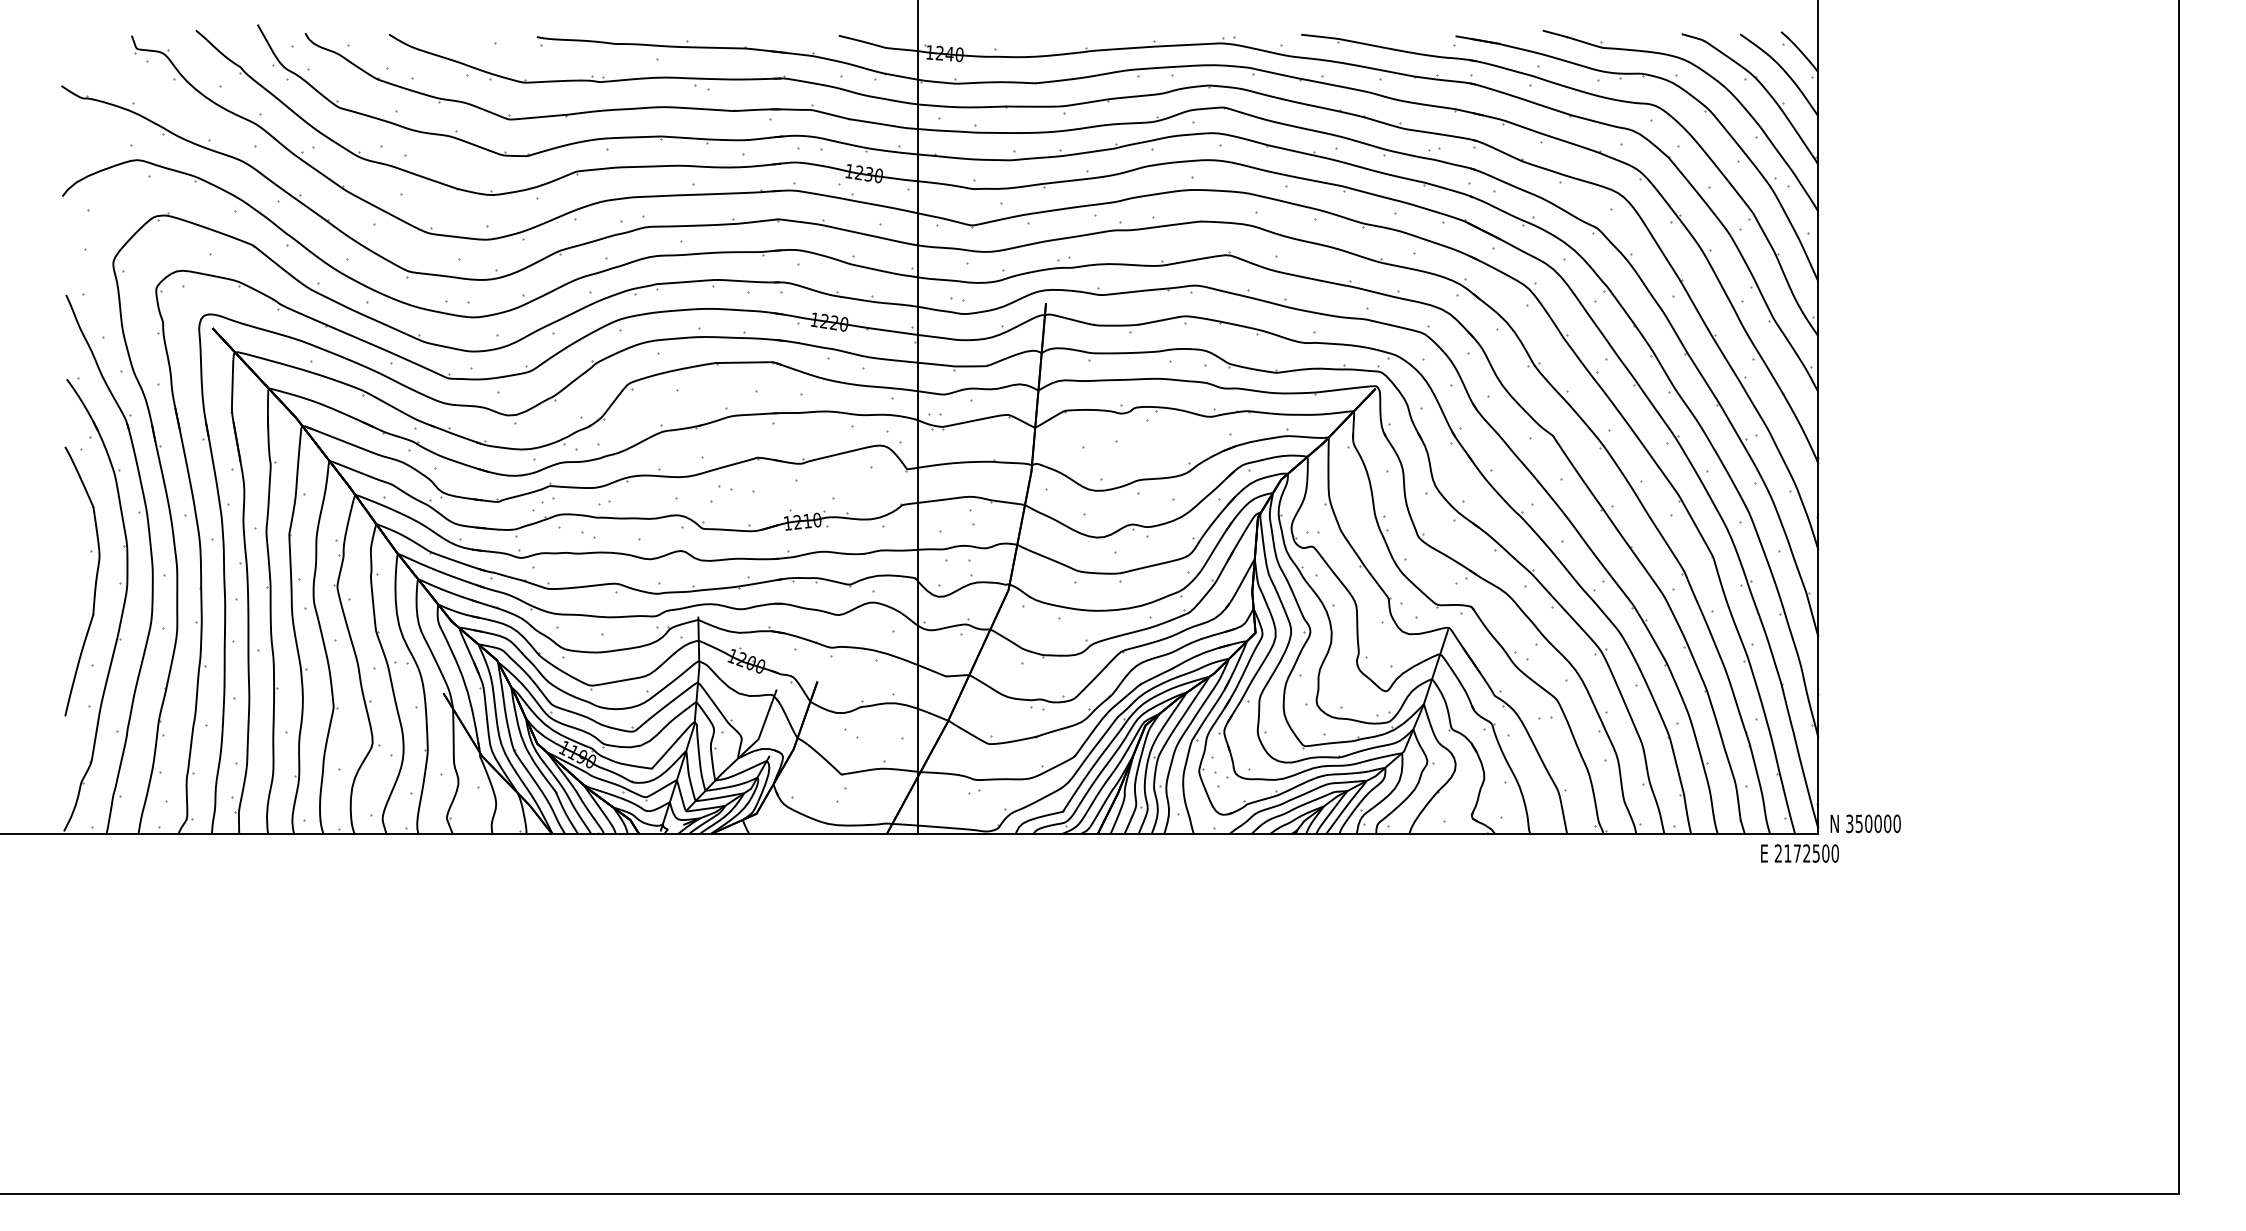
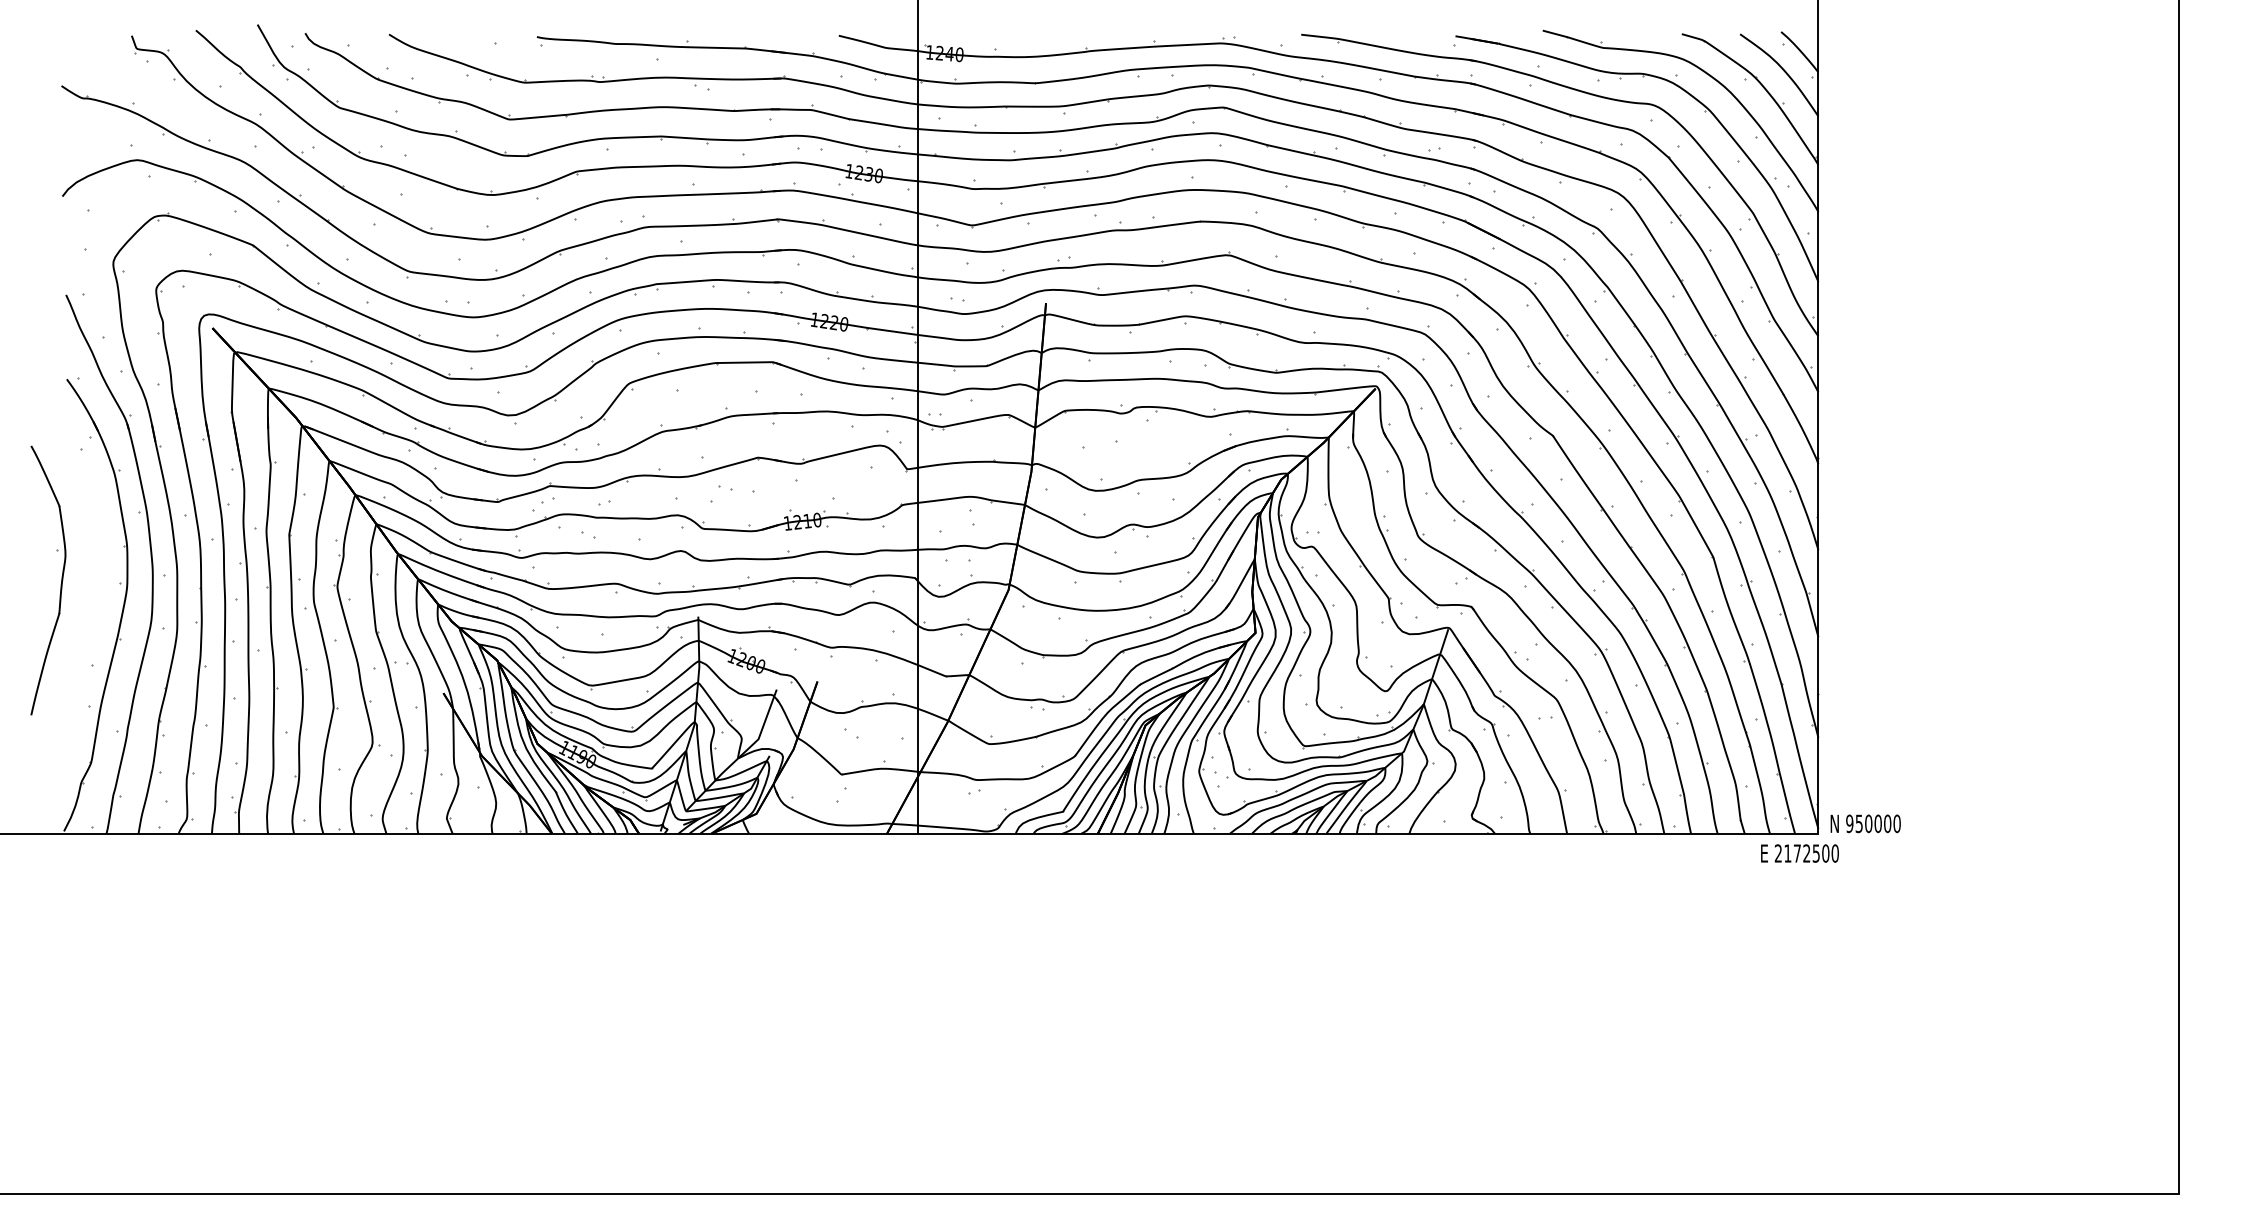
part position: (94, 585) -> (60, 584) (60, 584)
text: 350000 -> 950000 (1849, 823)
